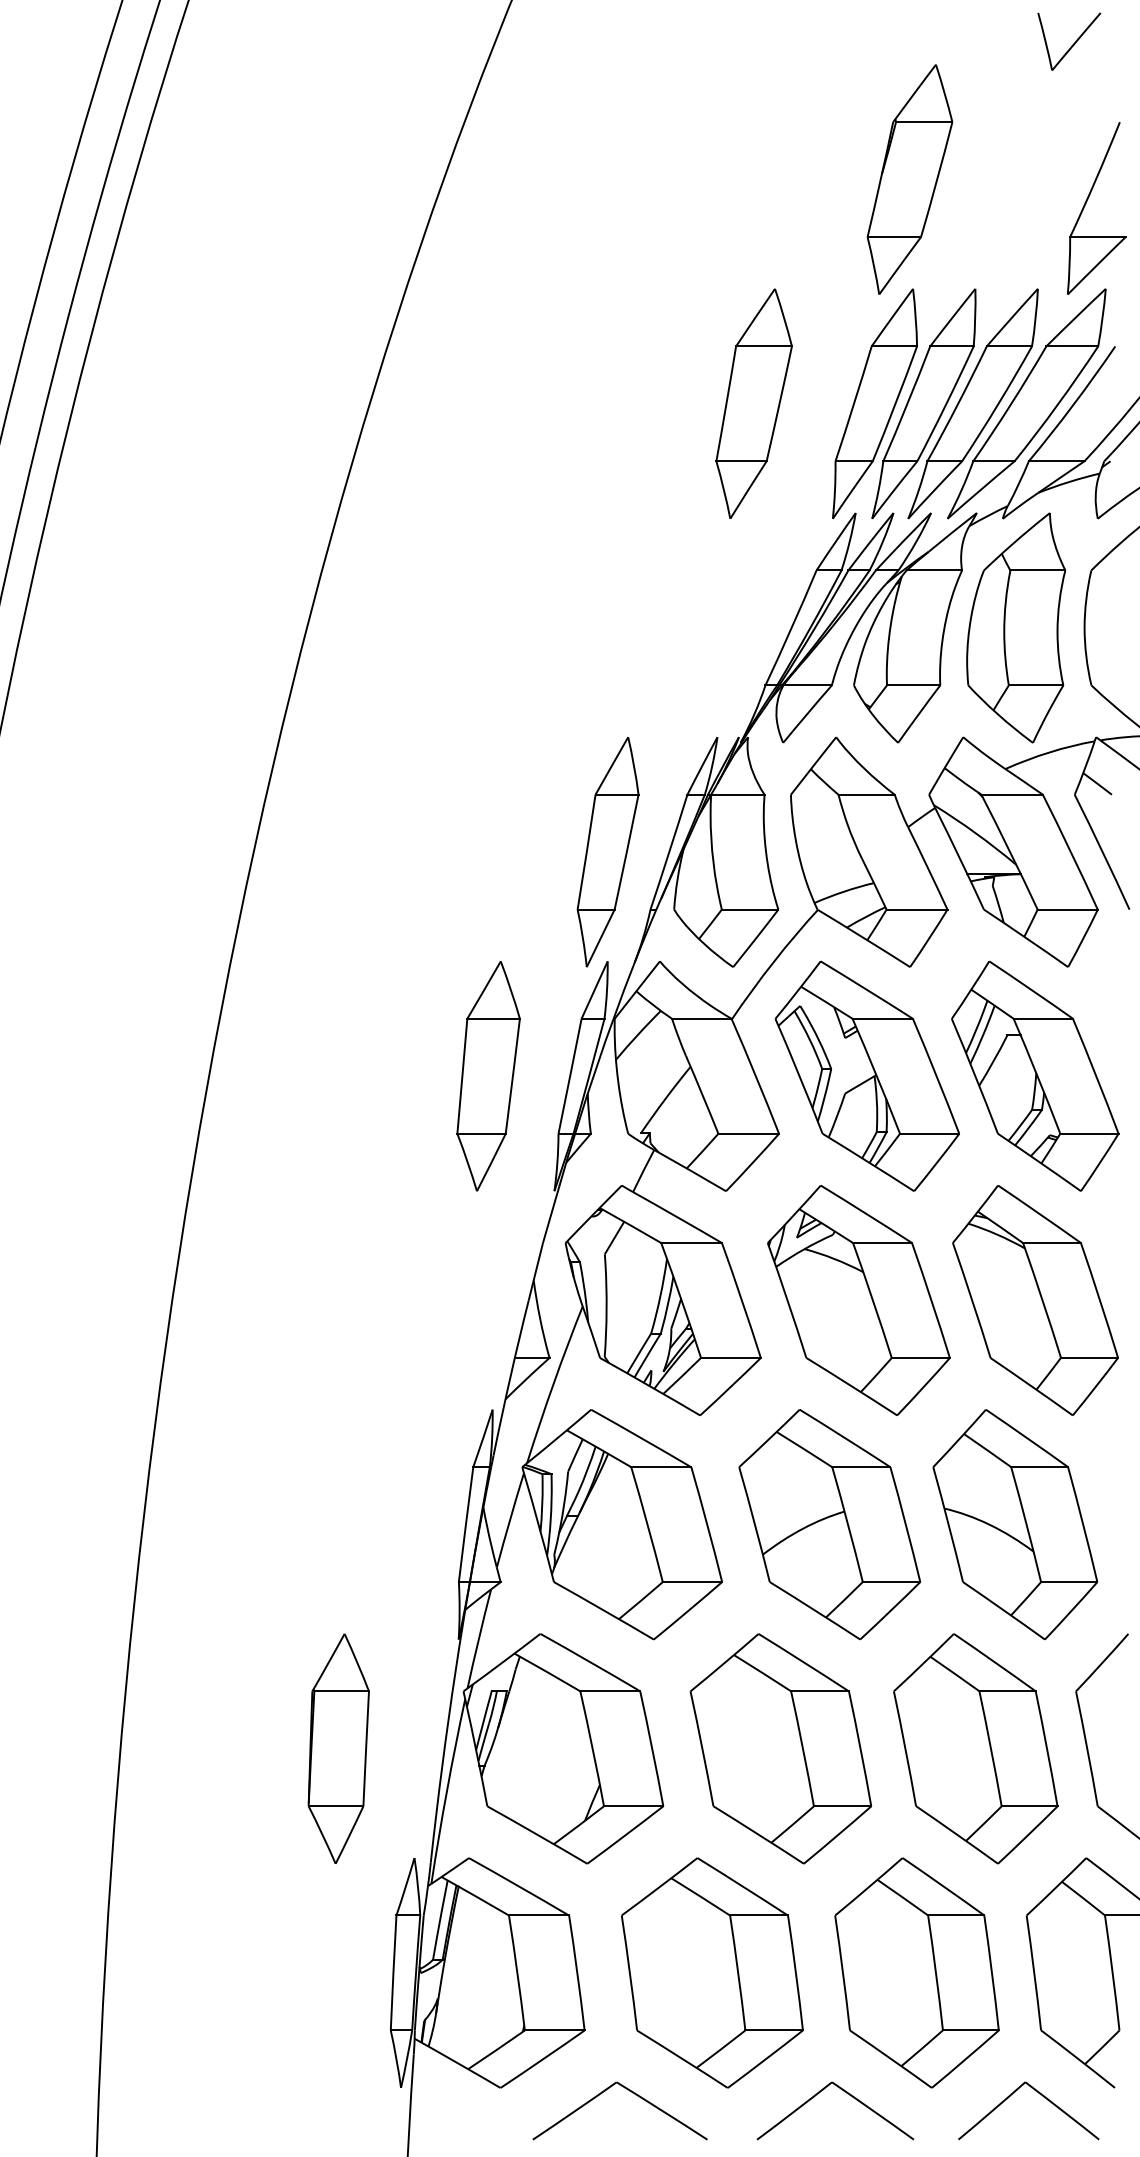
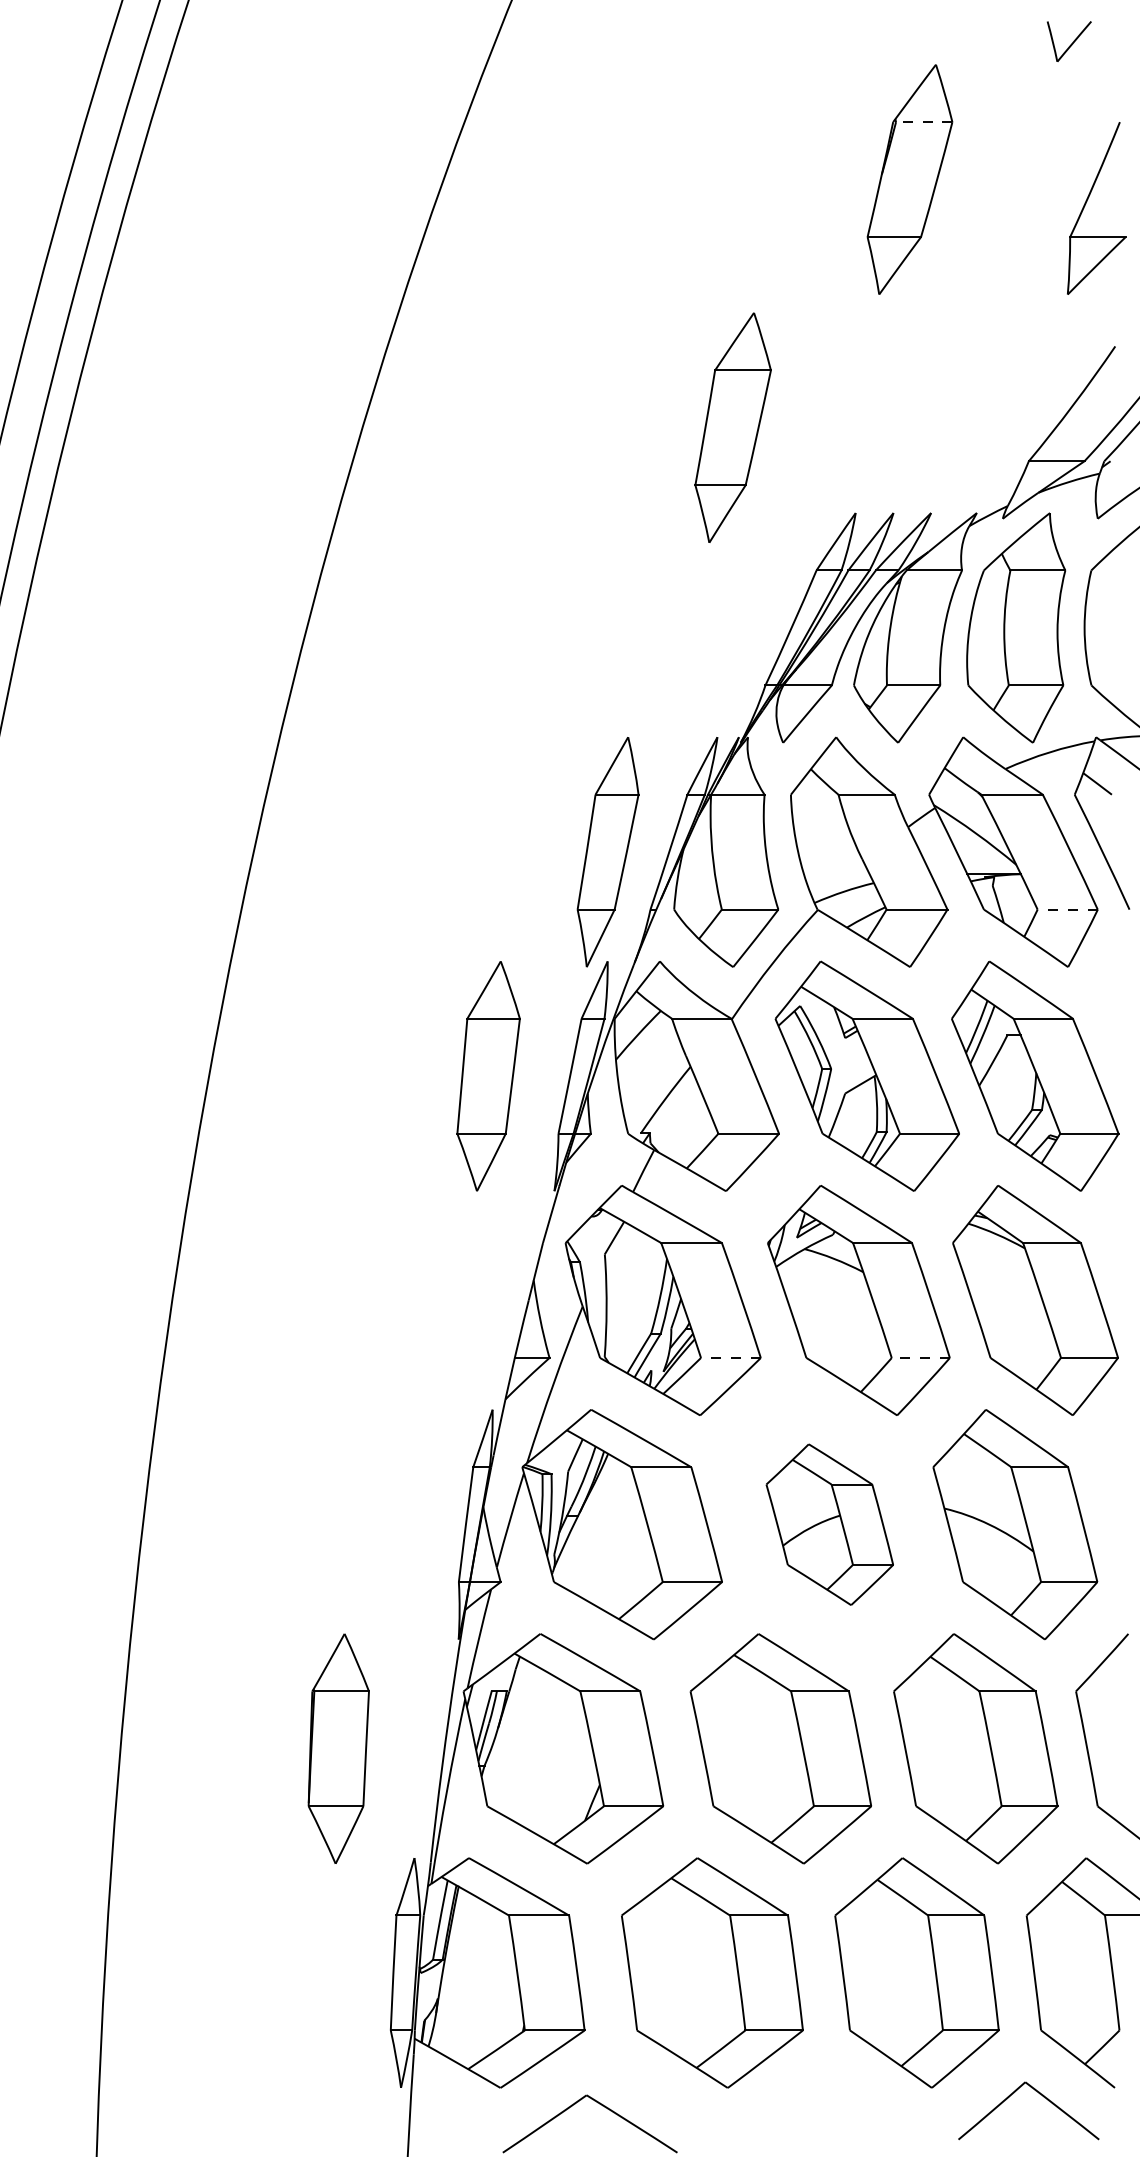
part size: 65x59 px -> 46x41 px (1068, 41)
line: solid -> dashed (923, 122)
part position: (753, 403) -> (732, 427) (732, 427)
part: present -> none (969, 403)
line: solid -> dashed (1067, 909)
line: solid -> dashed (730, 1357)
line: solid -> dashed (920, 1357)
part size: 184x232 px -> 129x163 px (829, 1524)
part position: (632, 2093) -> (602, 2106) (602, 2106)
part: present -> none (846, 2093)
